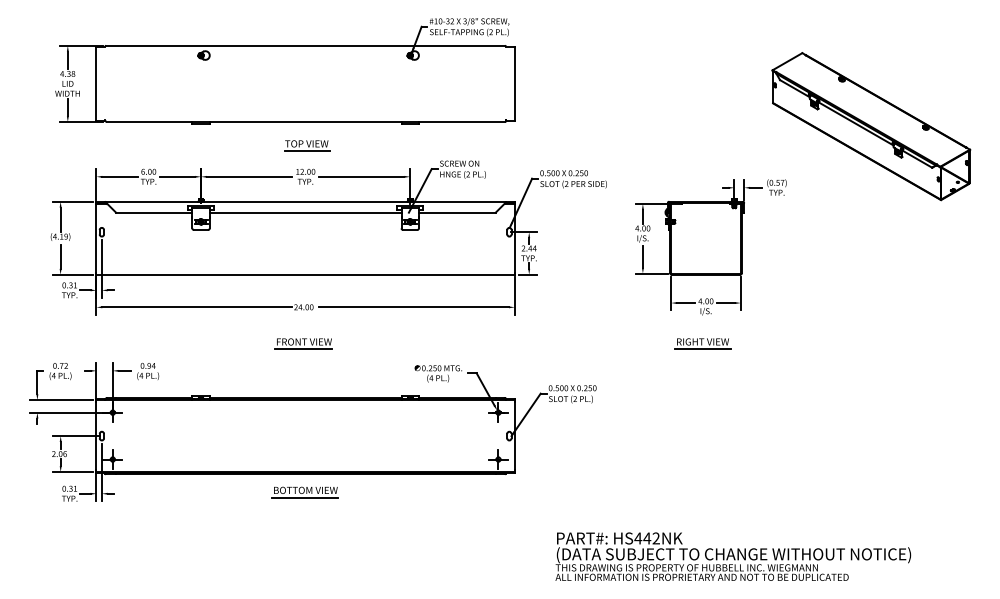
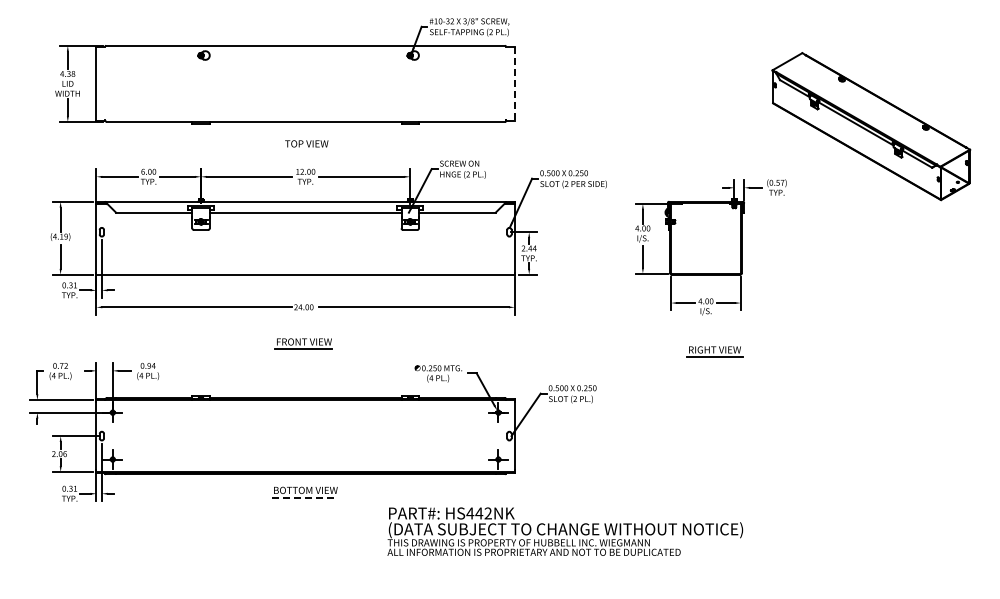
line: solid -> dashed (514, 84)
line: present -> none (306, 151)
part position: (702, 343) -> (714, 351) (714, 351)
line: solid -> dashed (305, 497)
text position: (733, 556) -> (565, 531) (565, 531)
